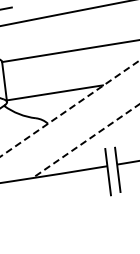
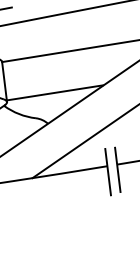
line: dashed -> solid (70, 108)
line: dashed -> solid (85, 141)
